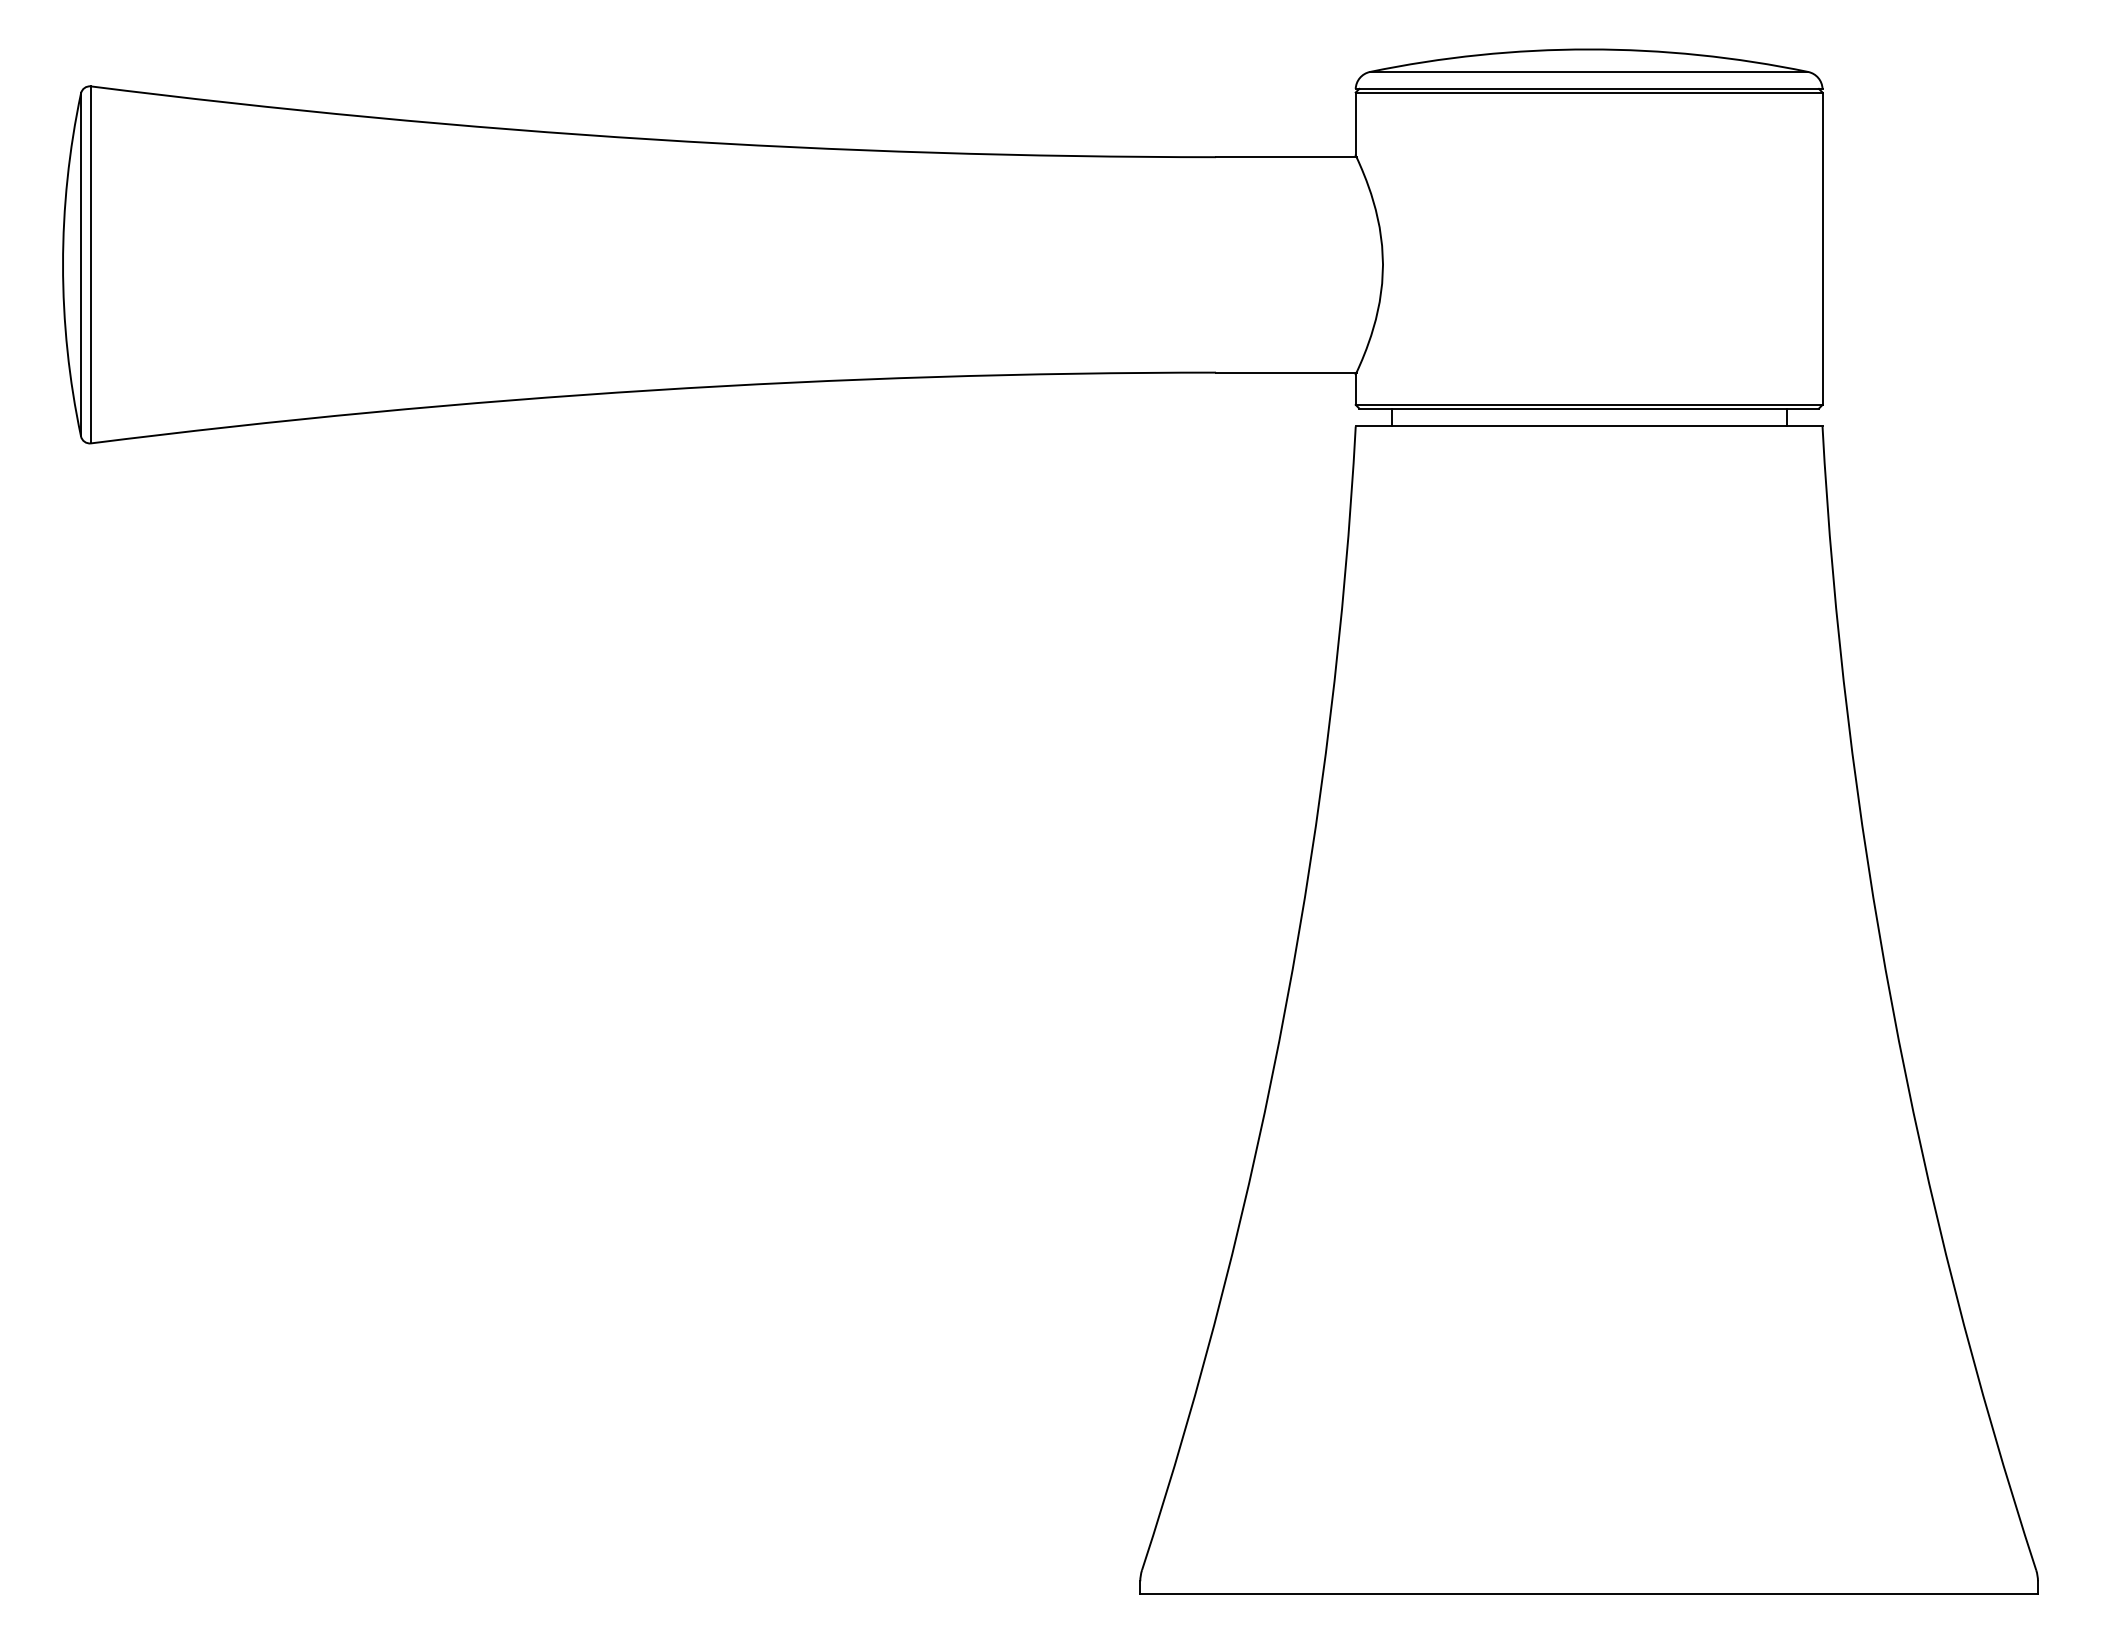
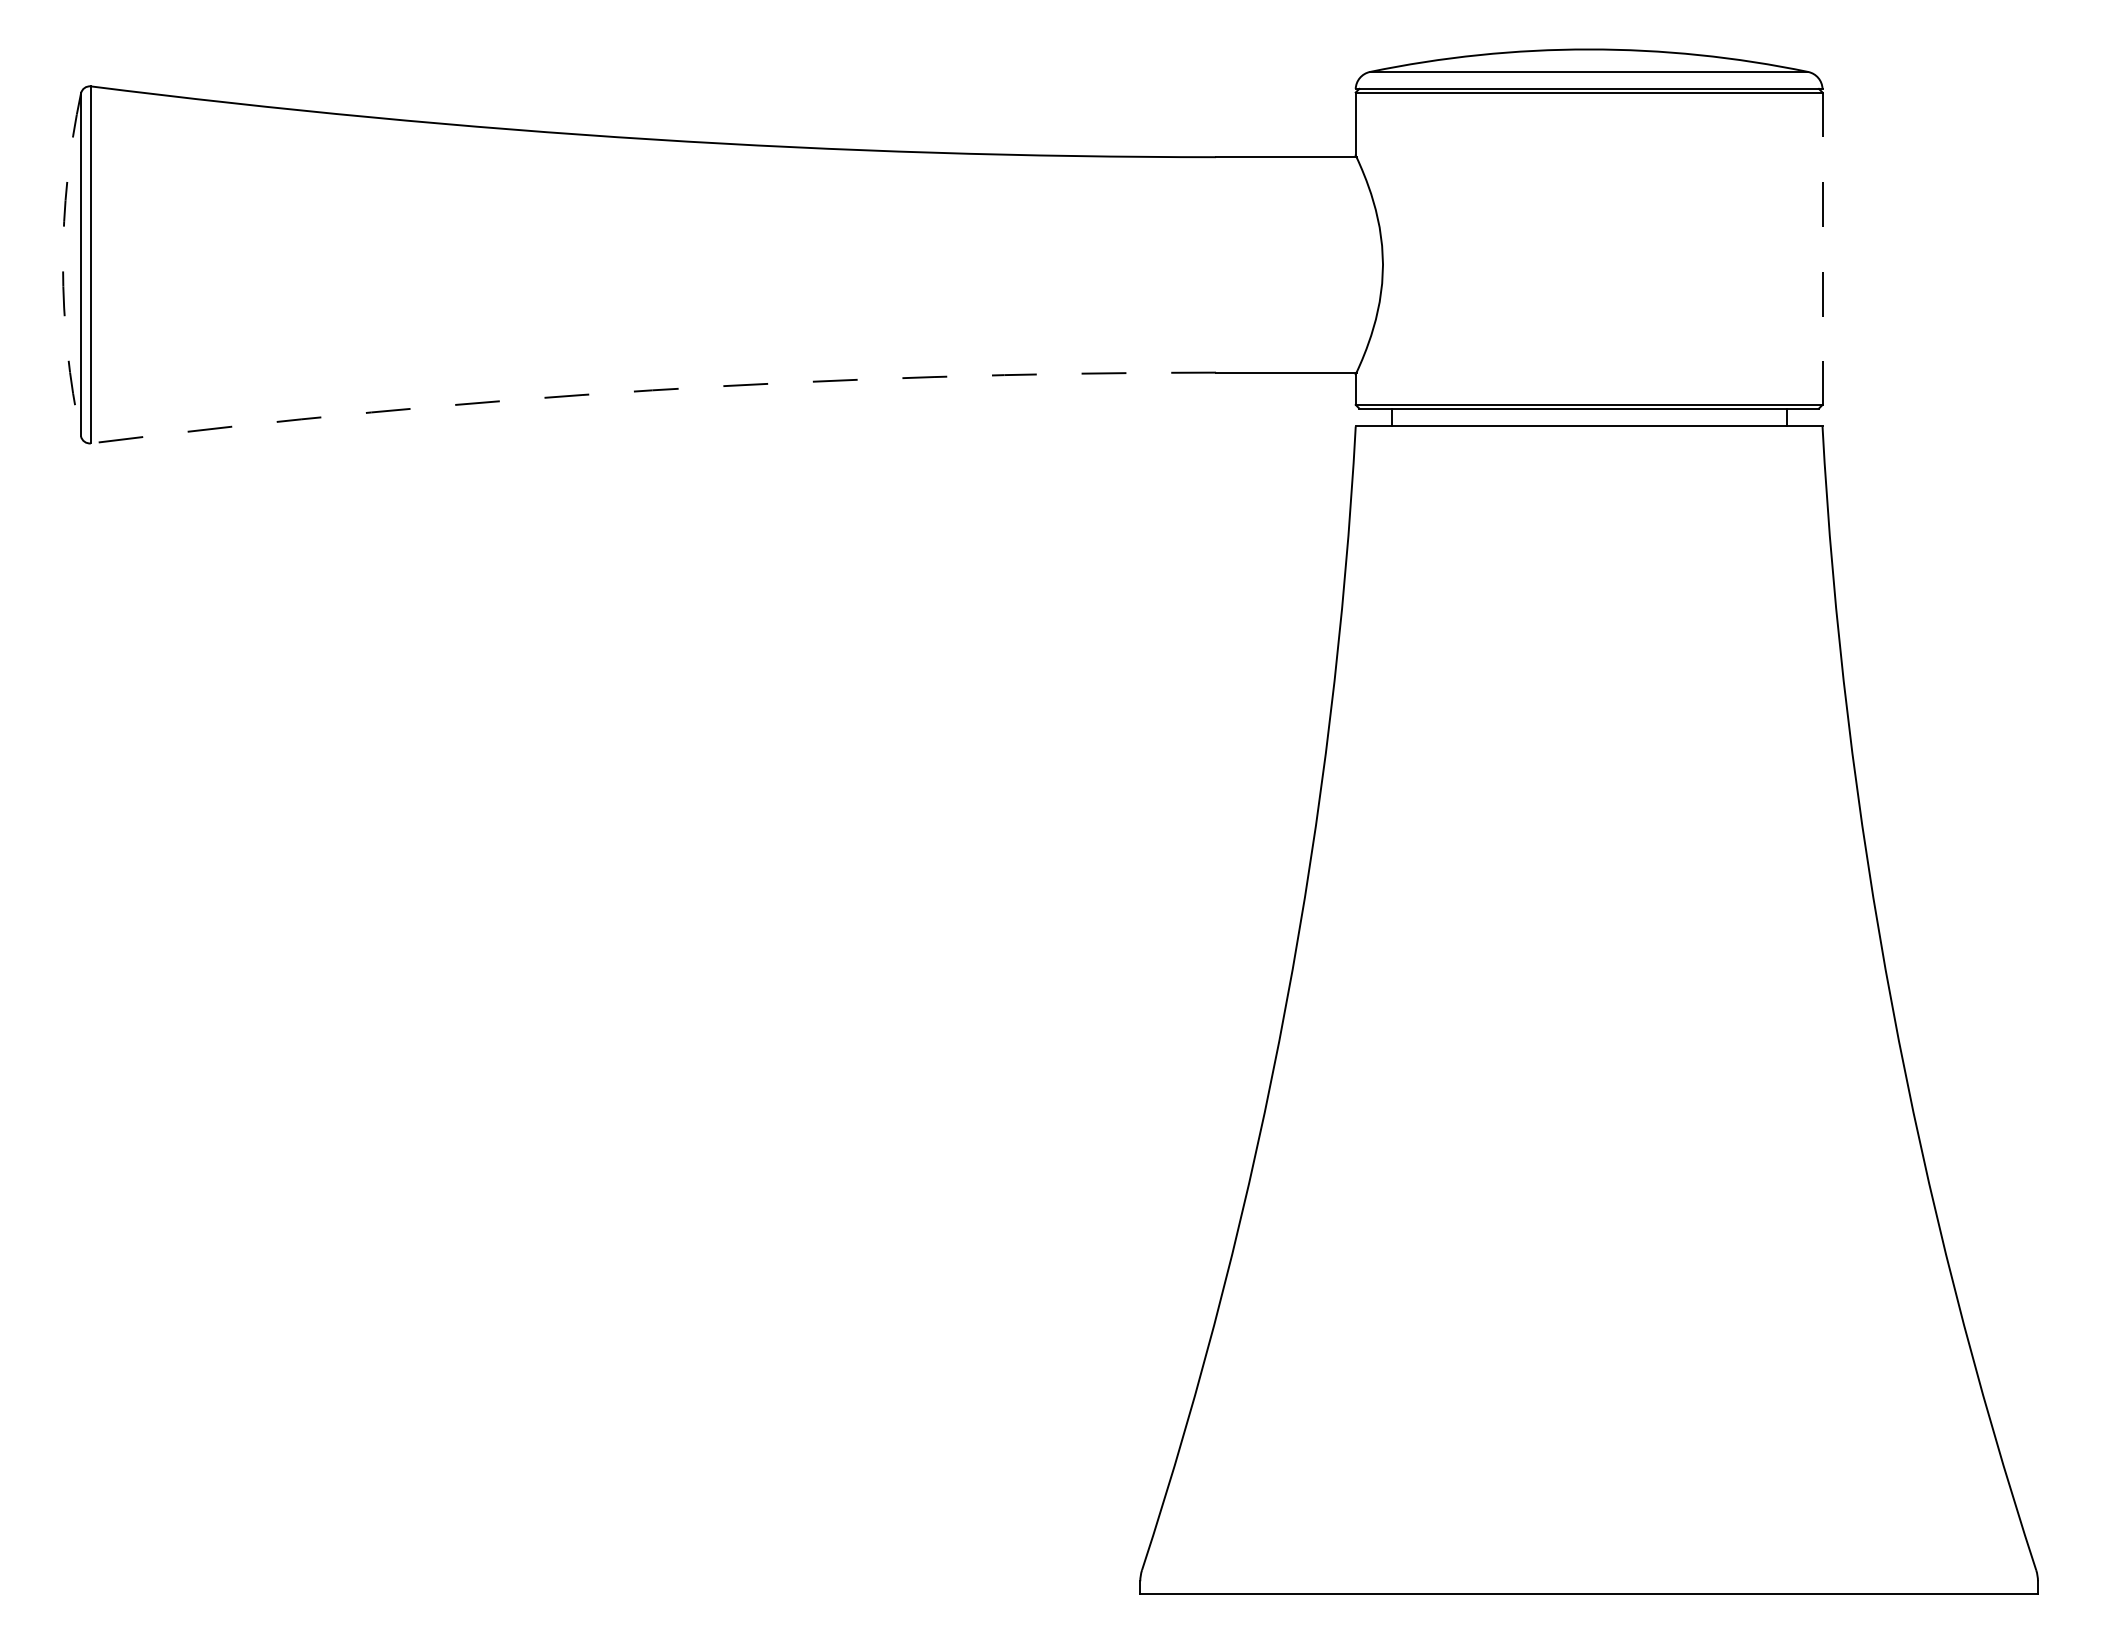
line: solid -> dashed (1822, 249)
arc: solid -> dashed (63, 264)
arc: solid -> dashed (652, 390)
